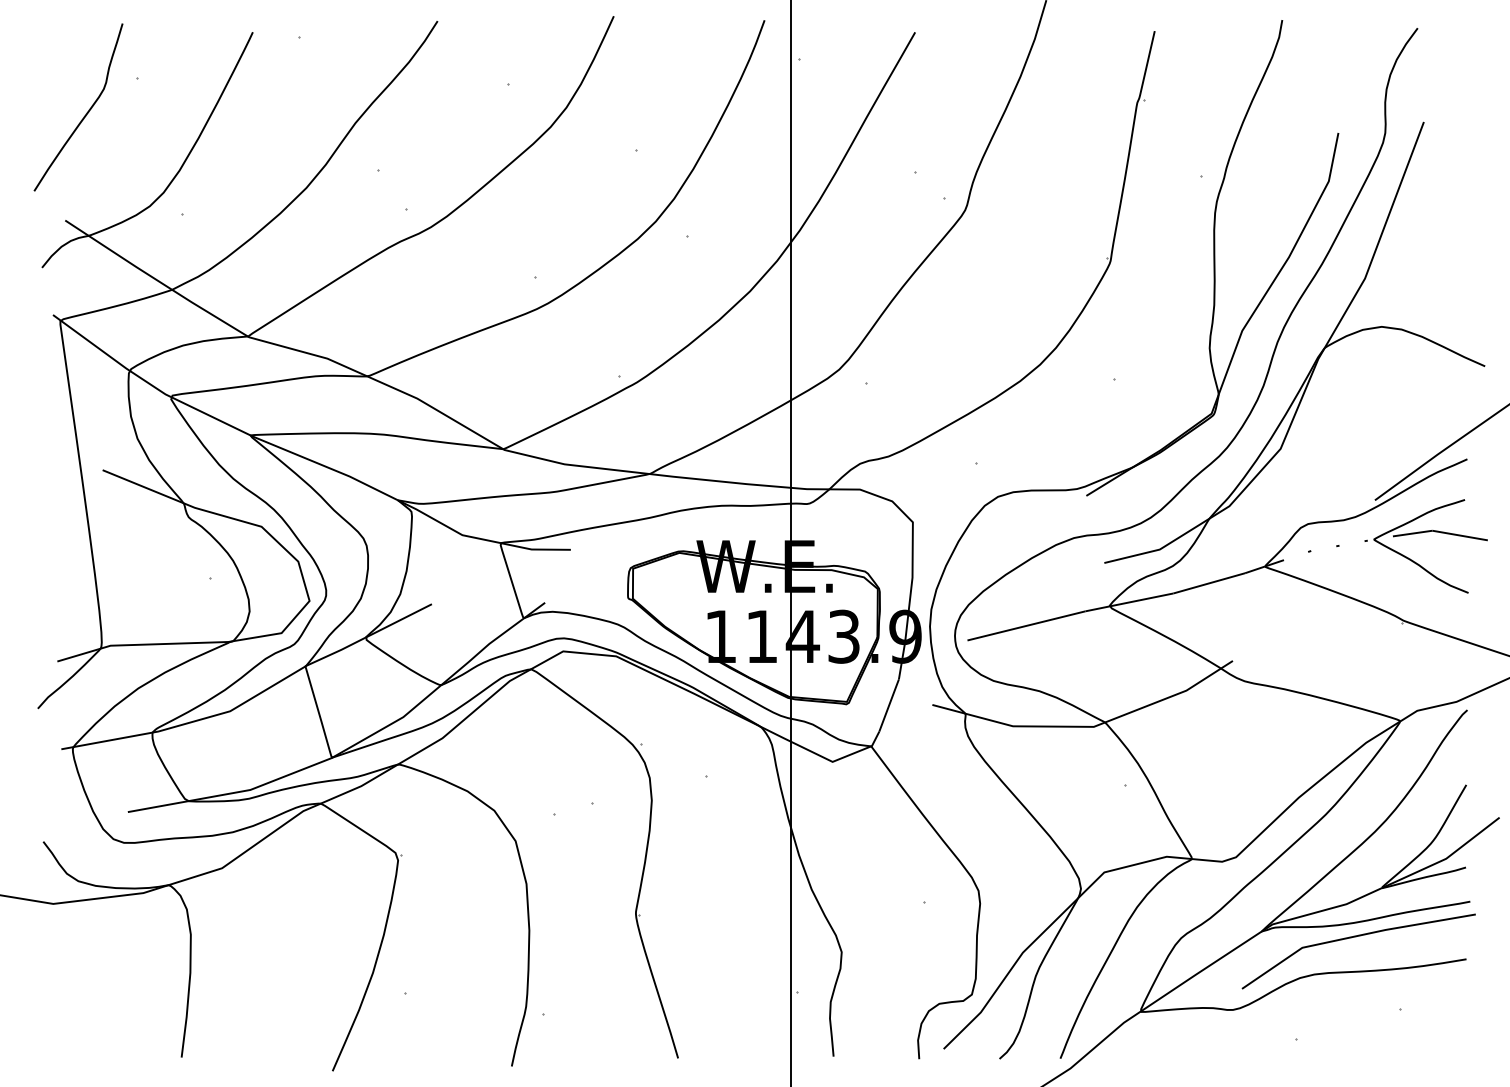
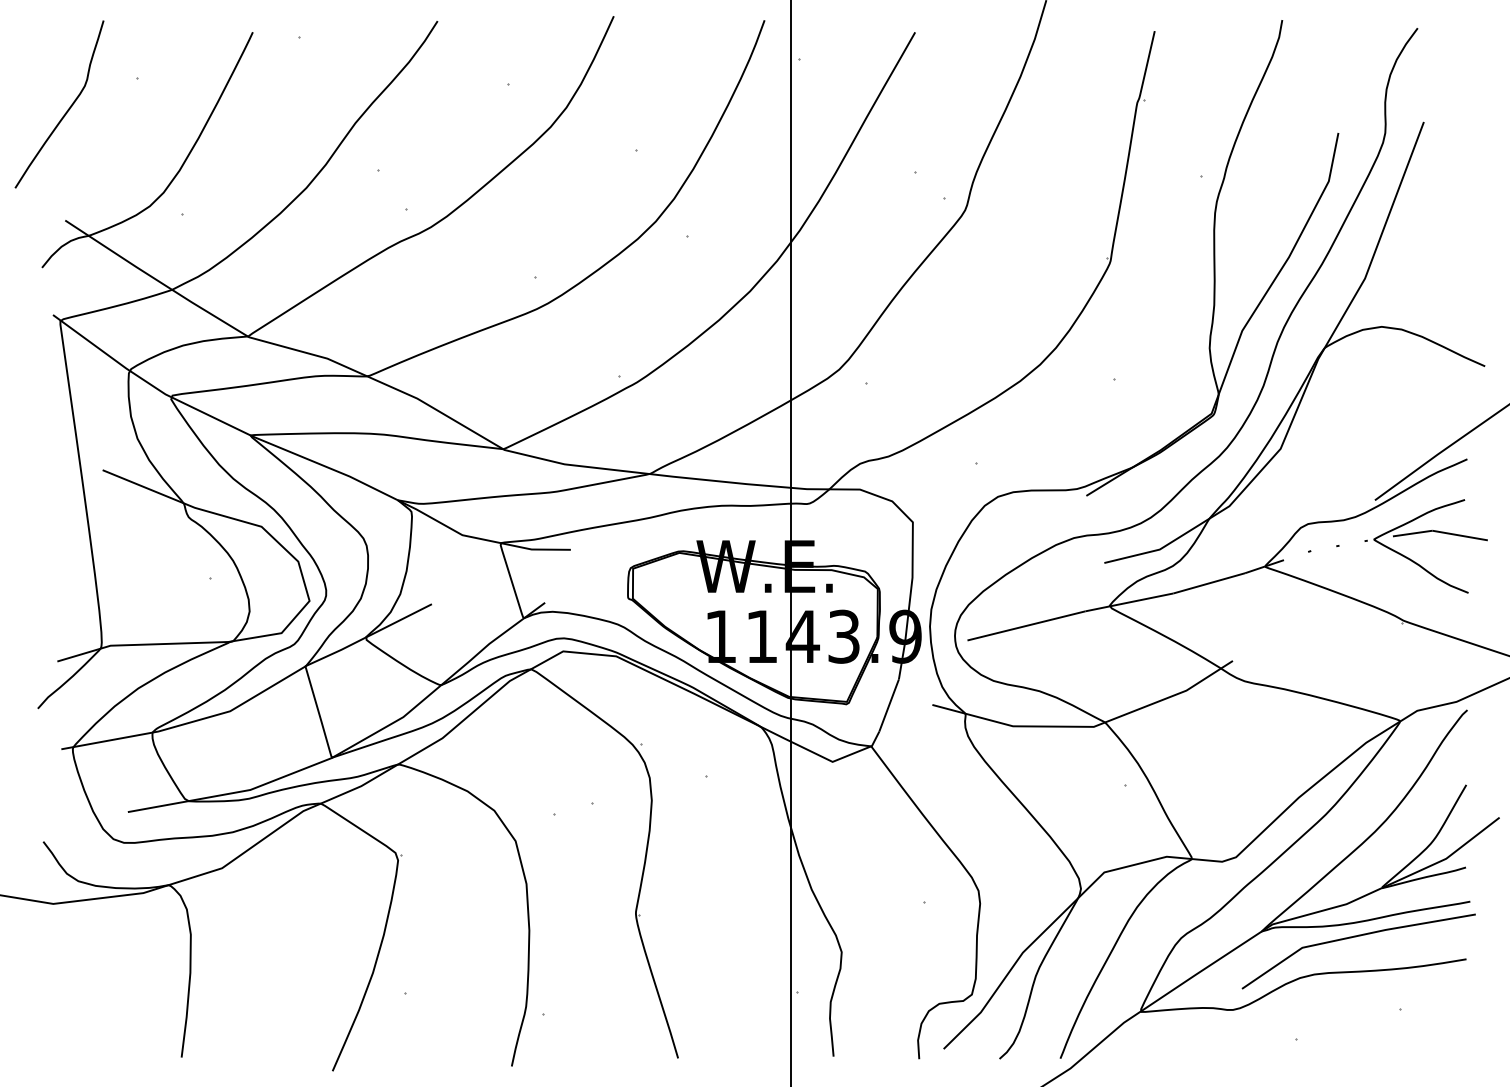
curve position: (86, 112) -> (67, 109) (67, 109)
